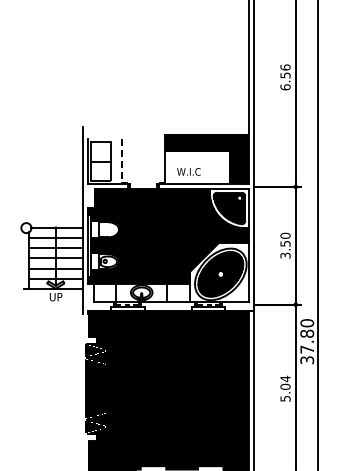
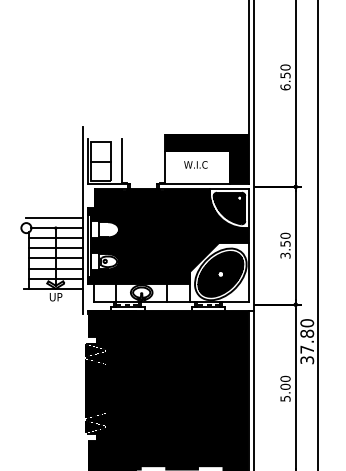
text: 6.56 -> 6.50 (285, 67)
line: dashed -> solid (121, 160)
text position: (188, 171) -> (195, 164) (195, 164)
line: none -> present (54, 218)
text: 5.04 -> 5.00 (285, 378)
